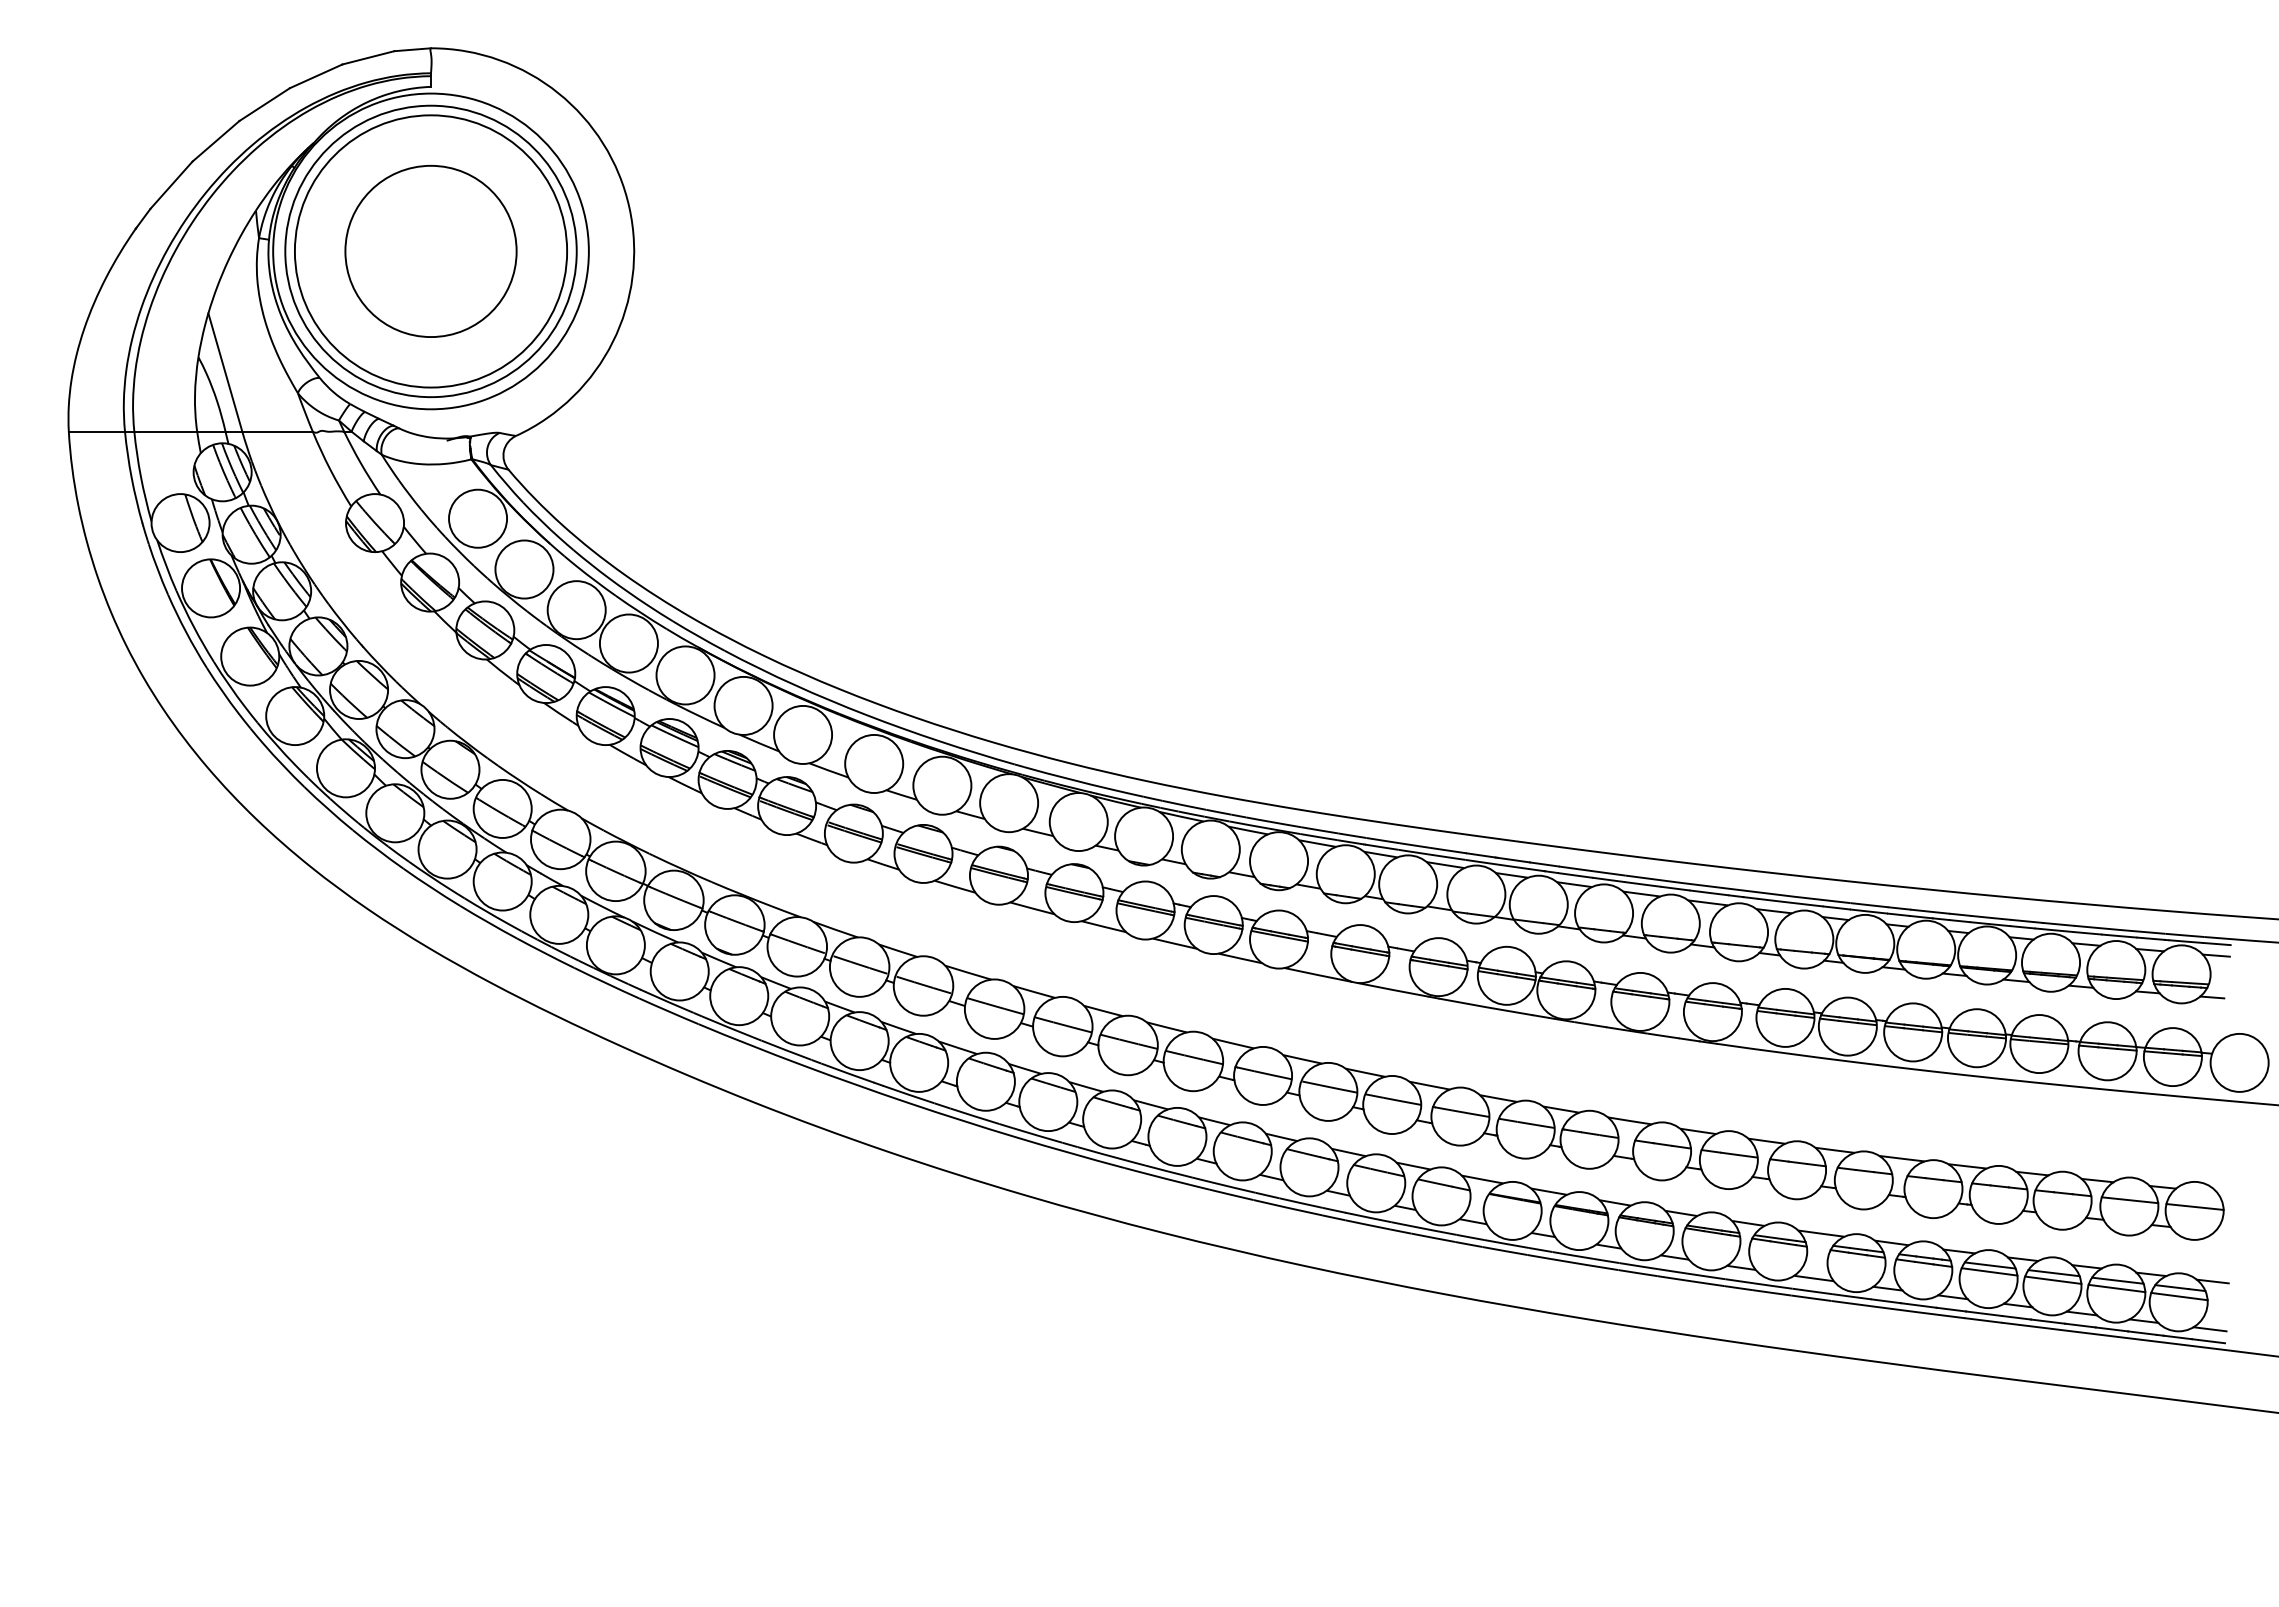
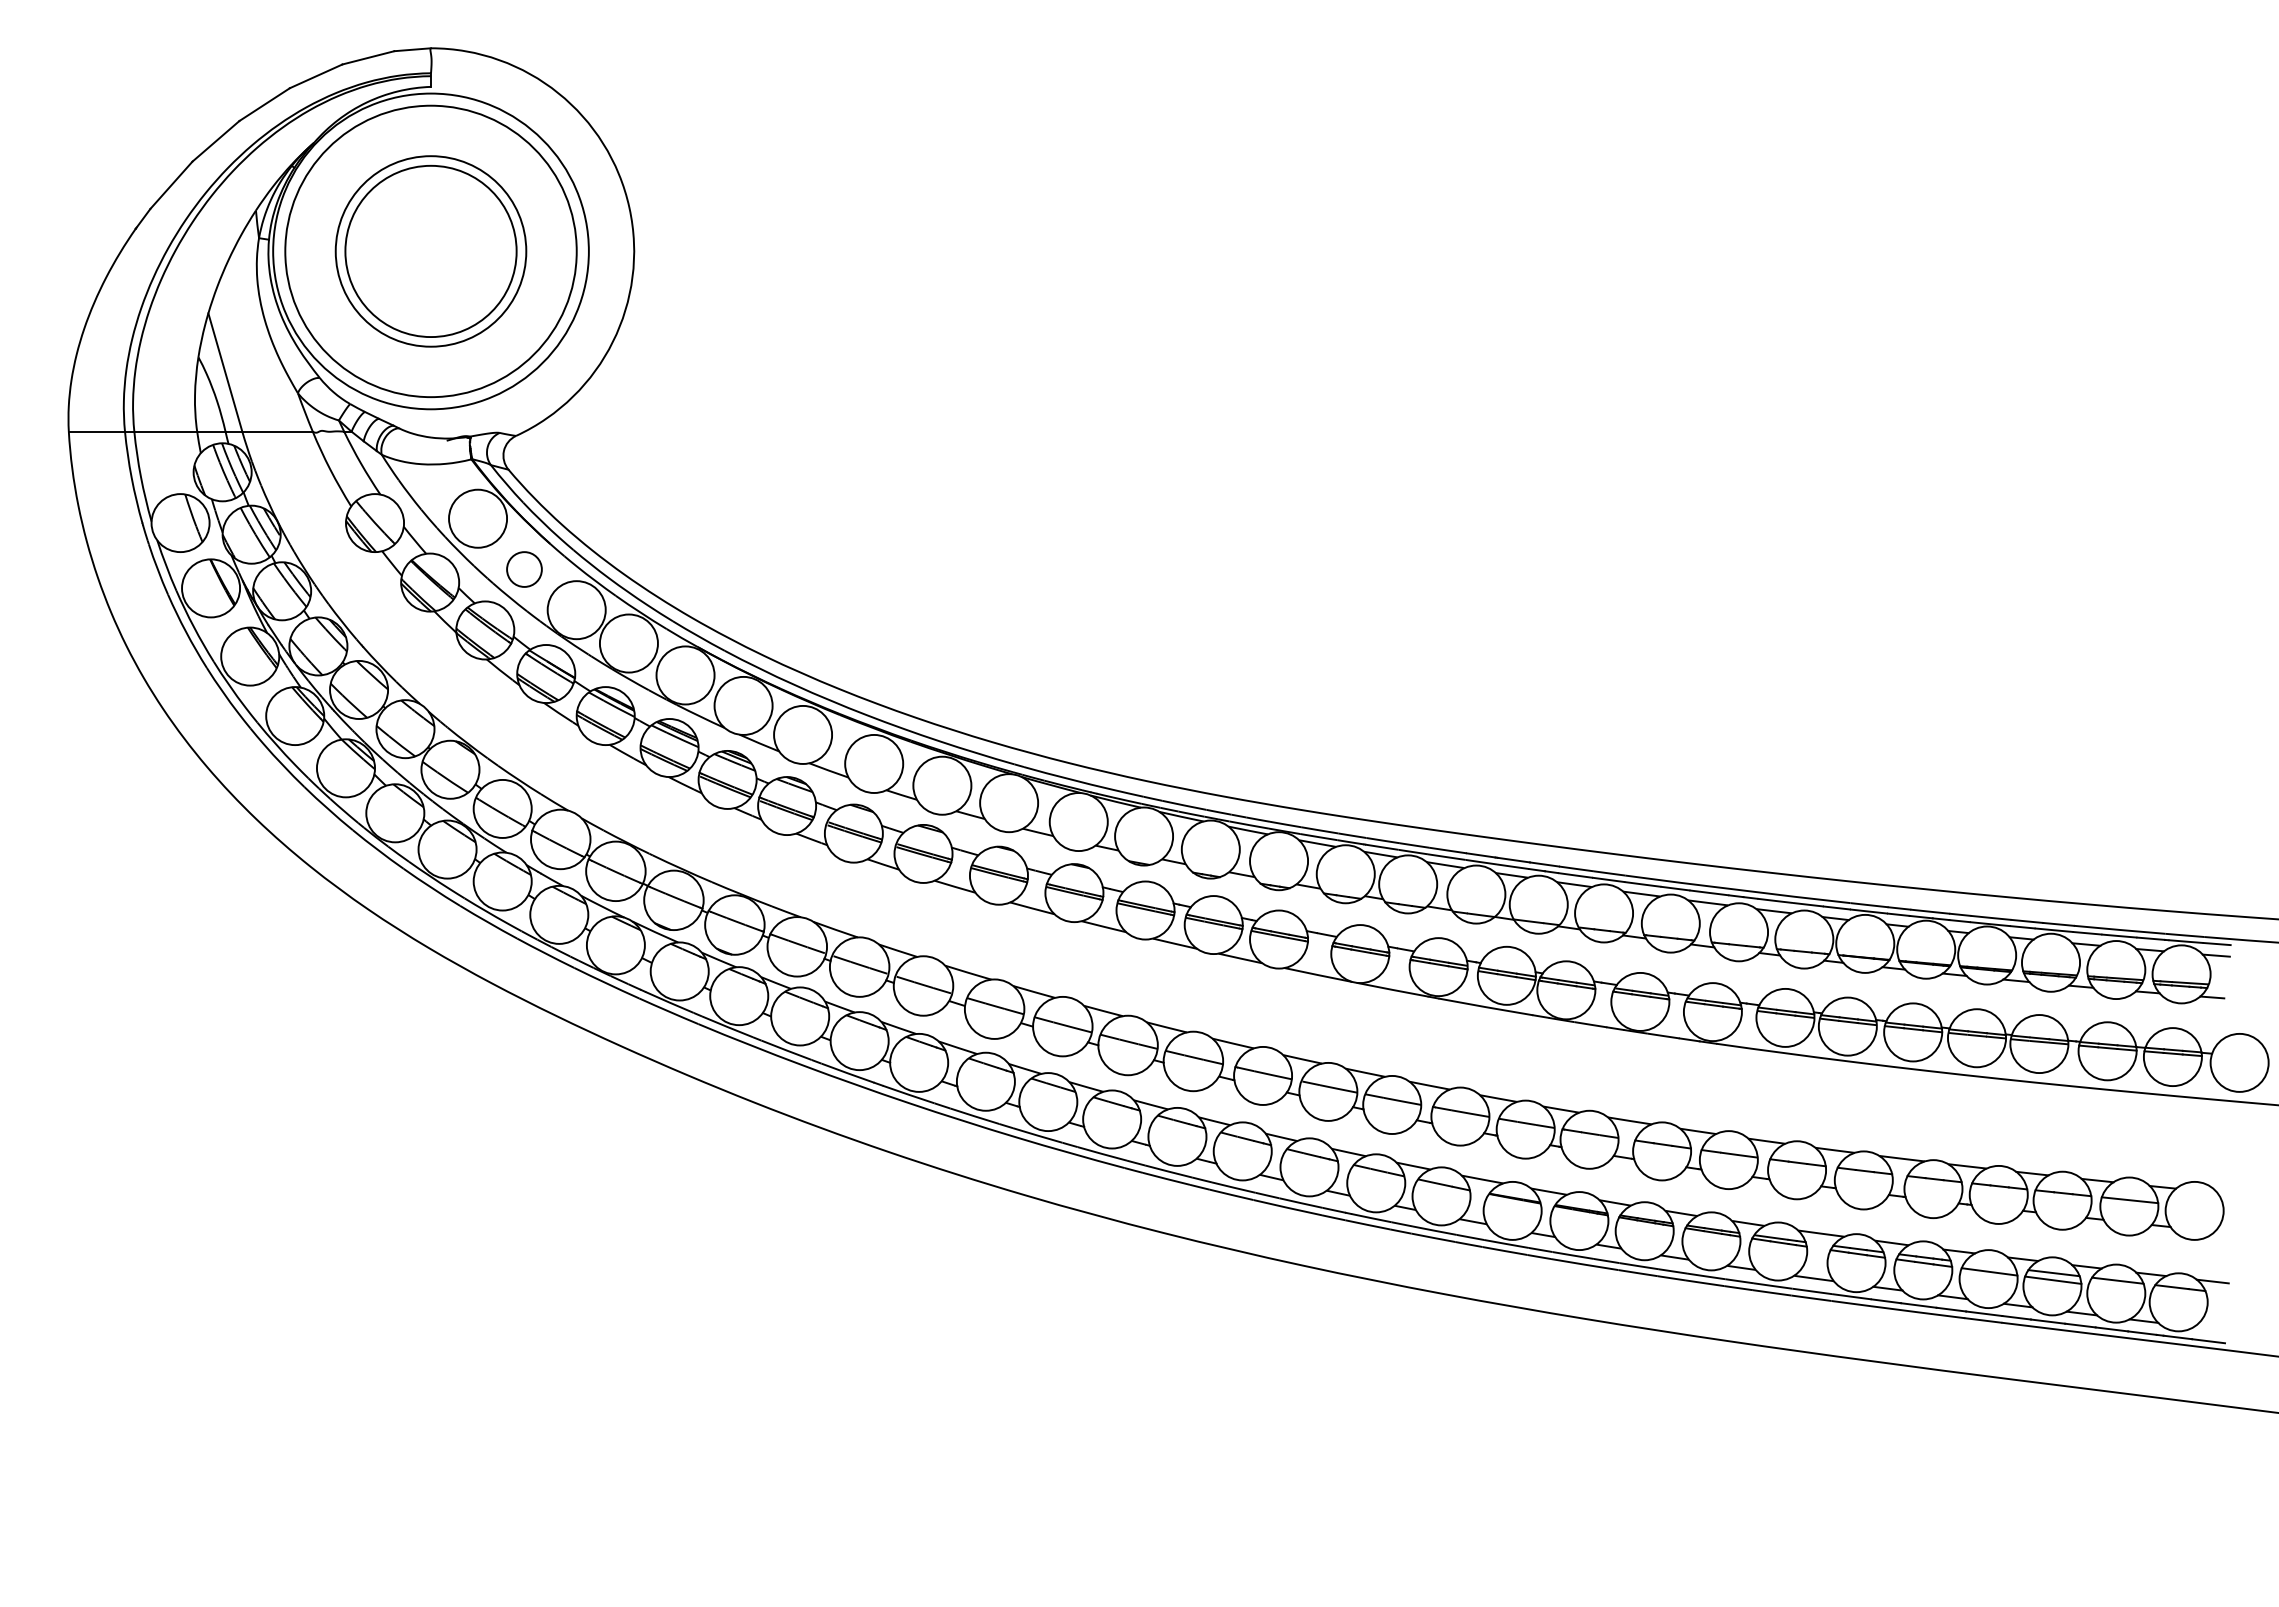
circle diameter: 272 px -> 191 px (430, 251)
circle diameter: 58 px -> 35 px (524, 569)
line: present -> none (2194, 1206)
line: present -> none (1989, 1265)
line: present -> none (2116, 1288)
line: present -> none (2179, 1296)
line: present -> none (2209, 1329)
